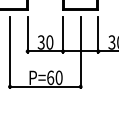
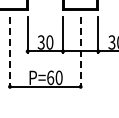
line: solid -> dashed (10, 53)
line: solid -> dashed (80, 53)
